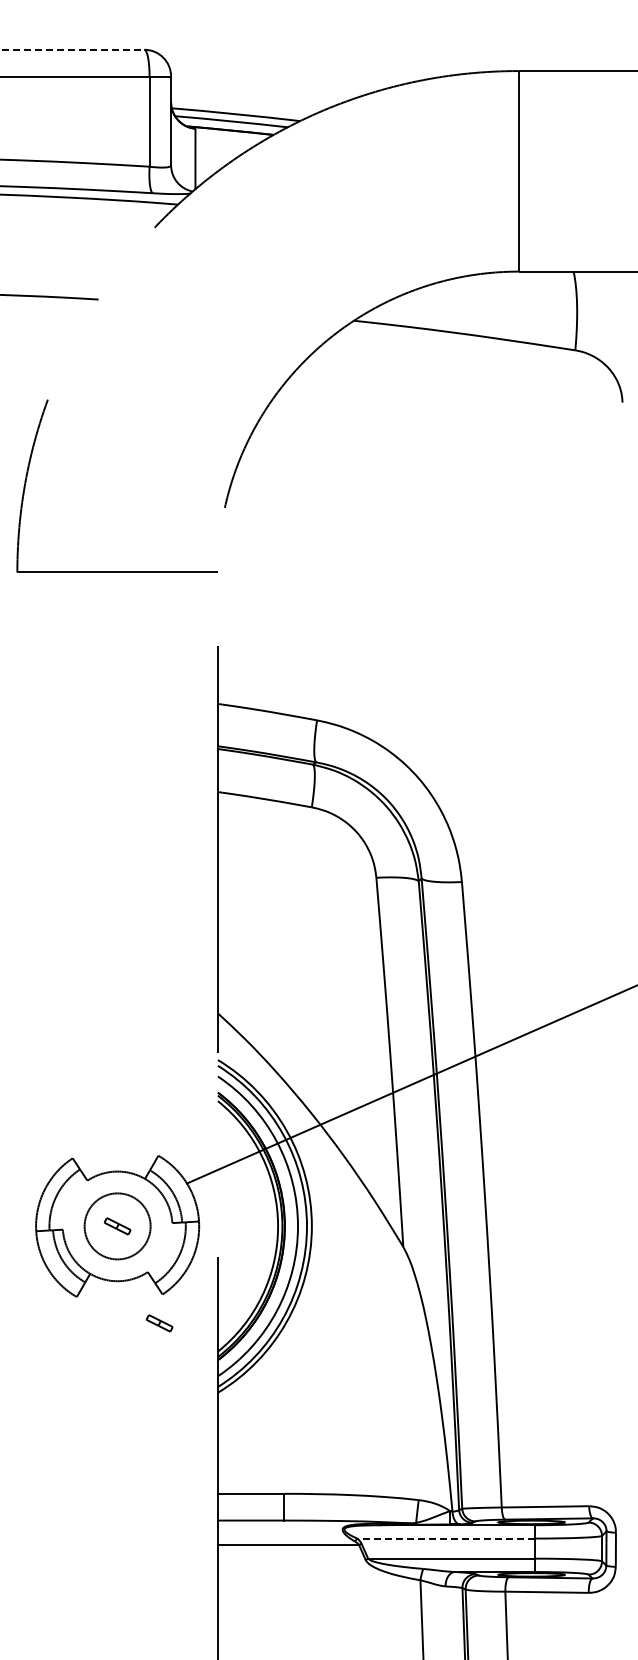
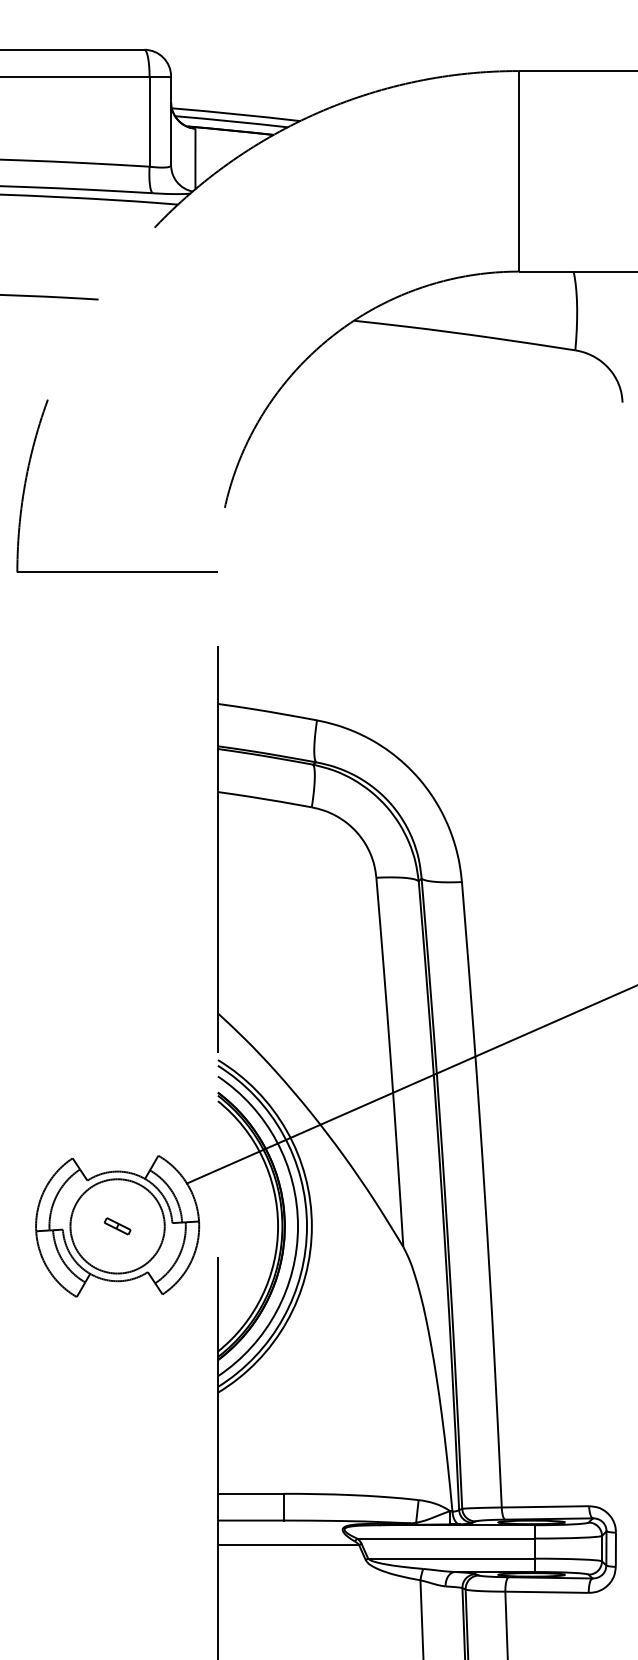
line: dashed -> solid (72, 49)
circle diameter: 66 px -> 94 px (117, 1226)
part: present -> none (159, 1323)
line: dashed -> solid (446, 1538)
